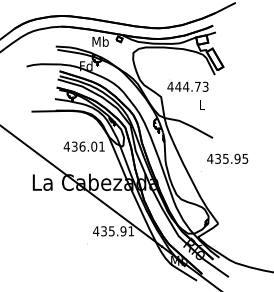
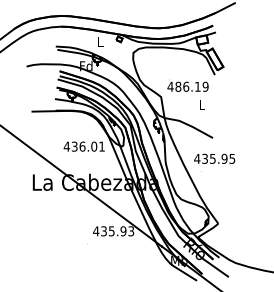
text: Mb -> L (100, 41)
text: 444.73 -> 486.19 (191, 86)
text position: (227, 158) -> (214, 158) (214, 158)
text: 435.91 -> 435.93 (131, 231)
